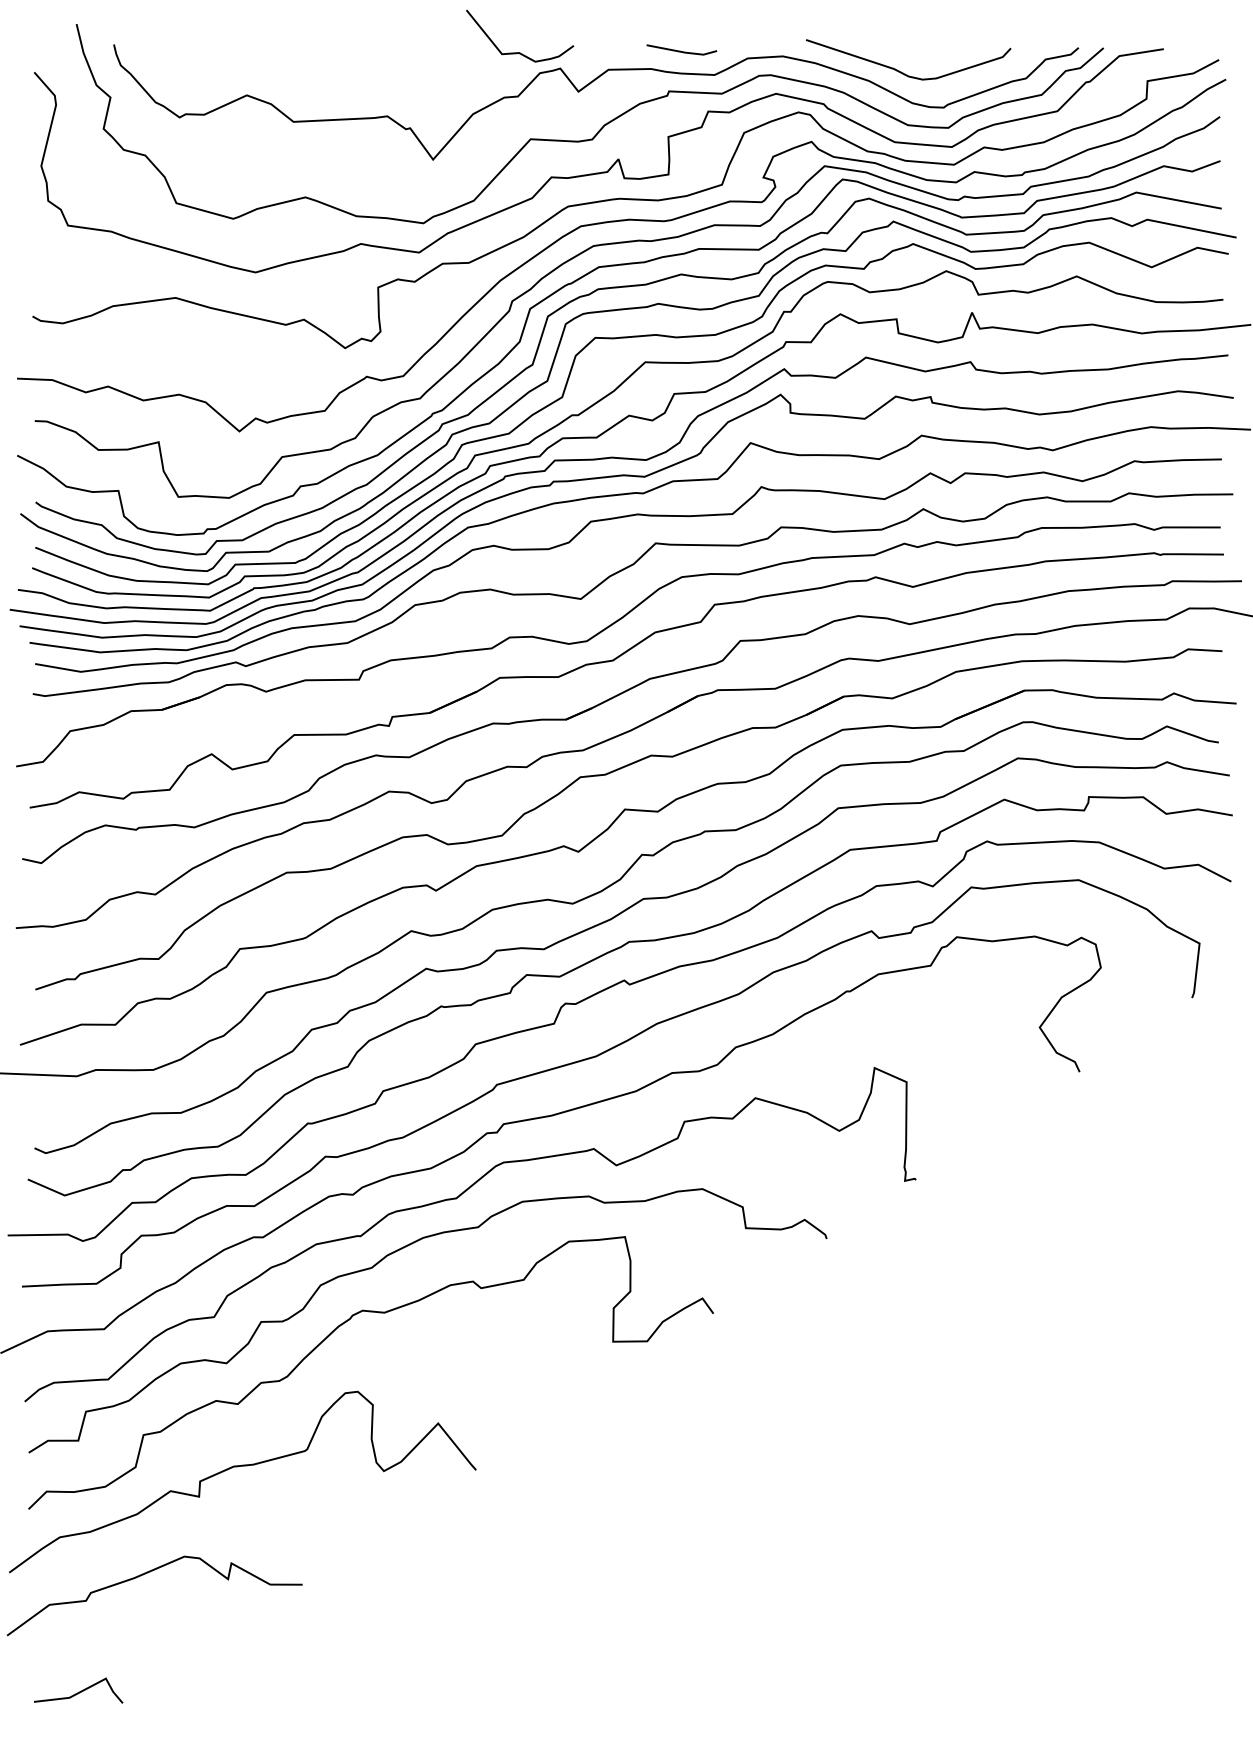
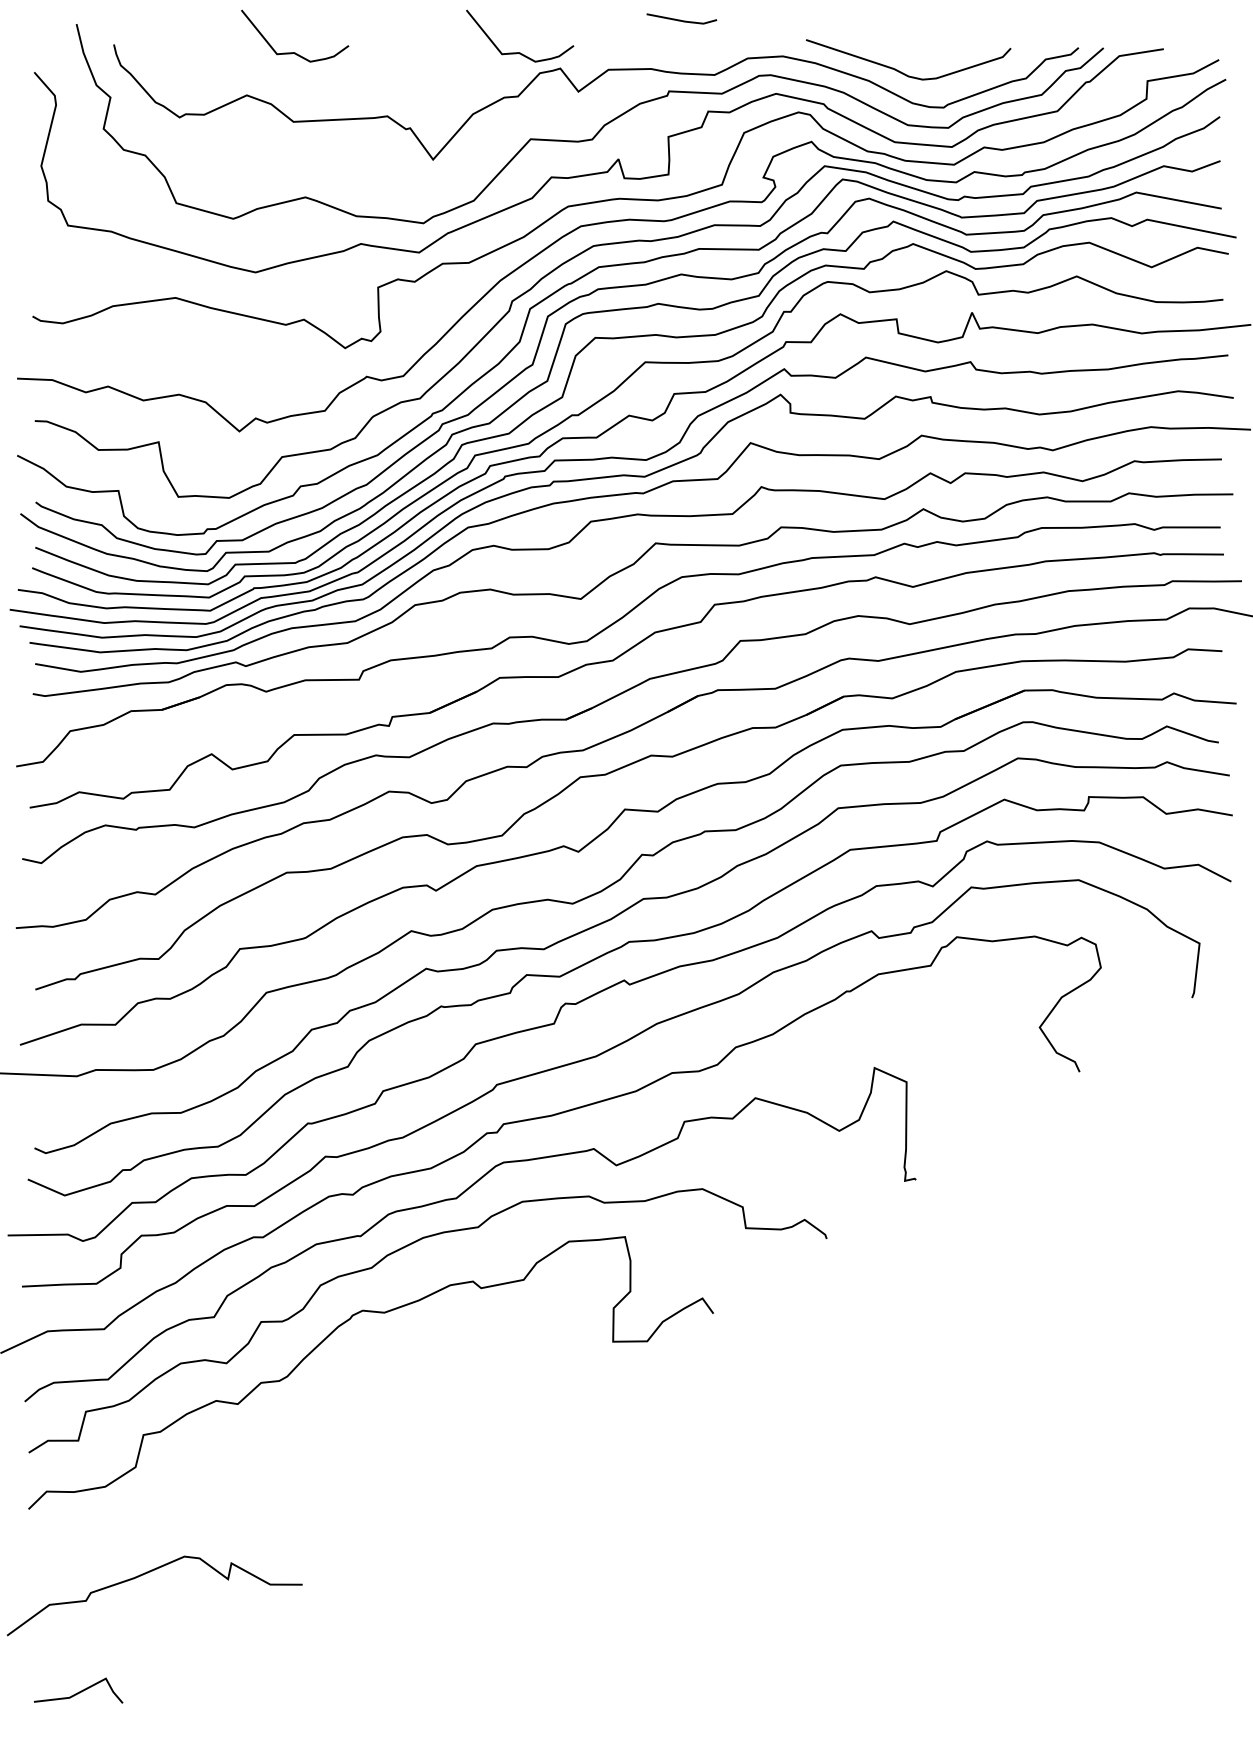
line position: (680, 50) -> (680, 19) (680, 19)
curve: none -> present (295, 52)
curve: present -> none (237, 1467)
